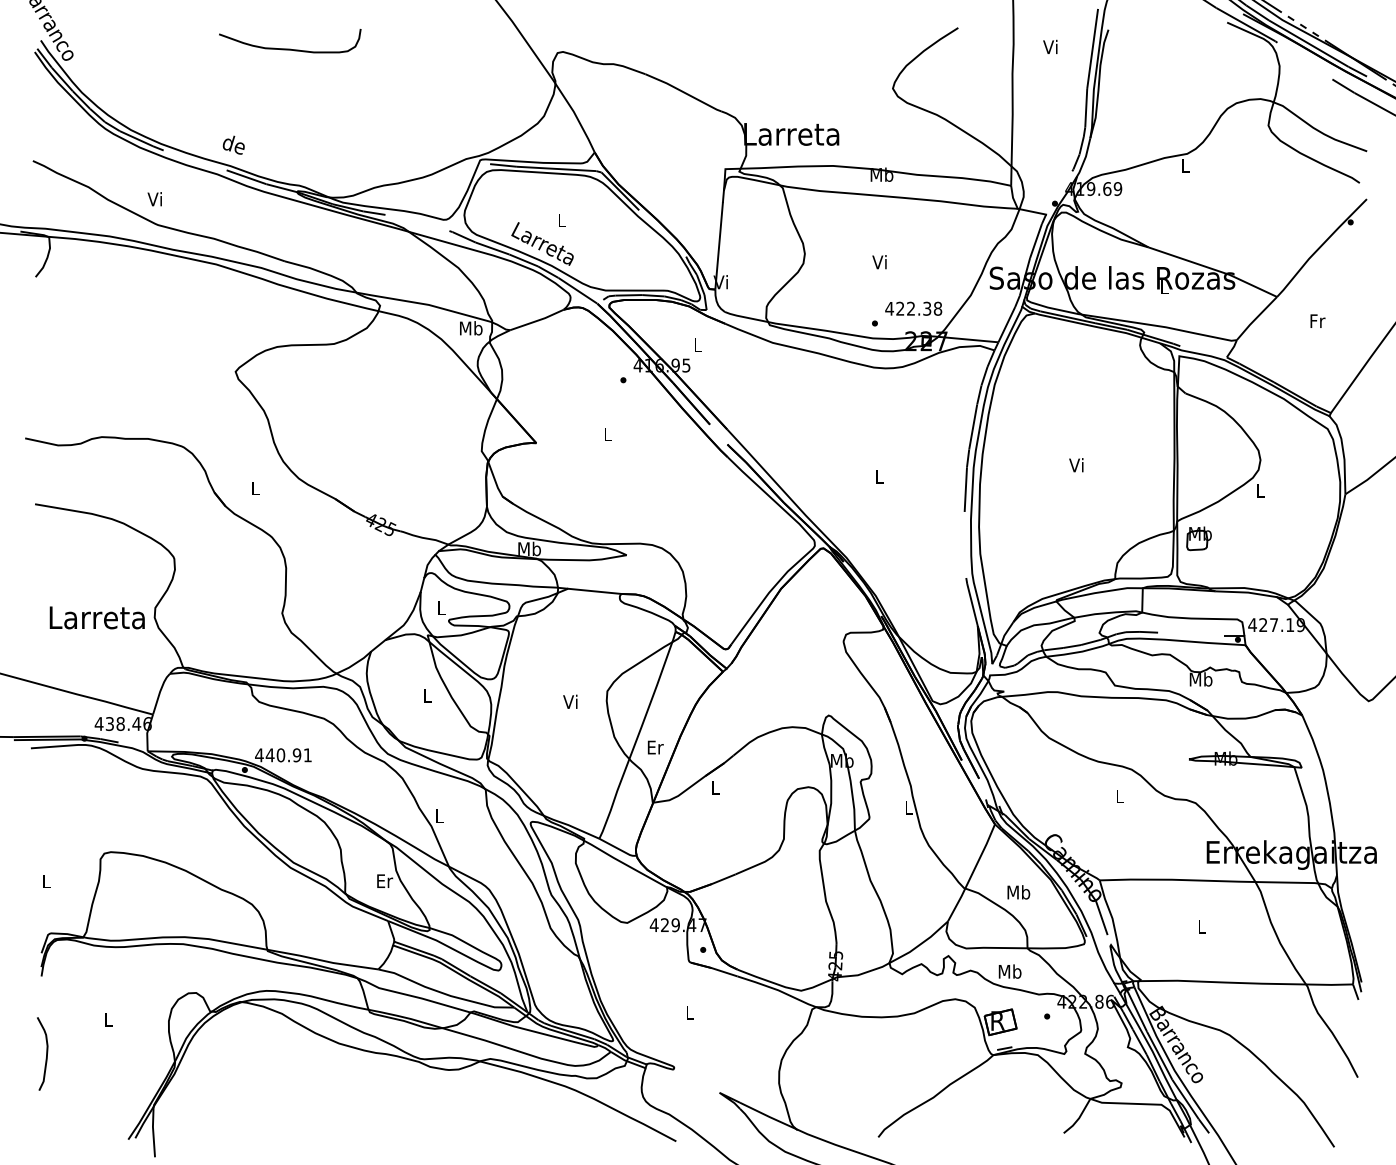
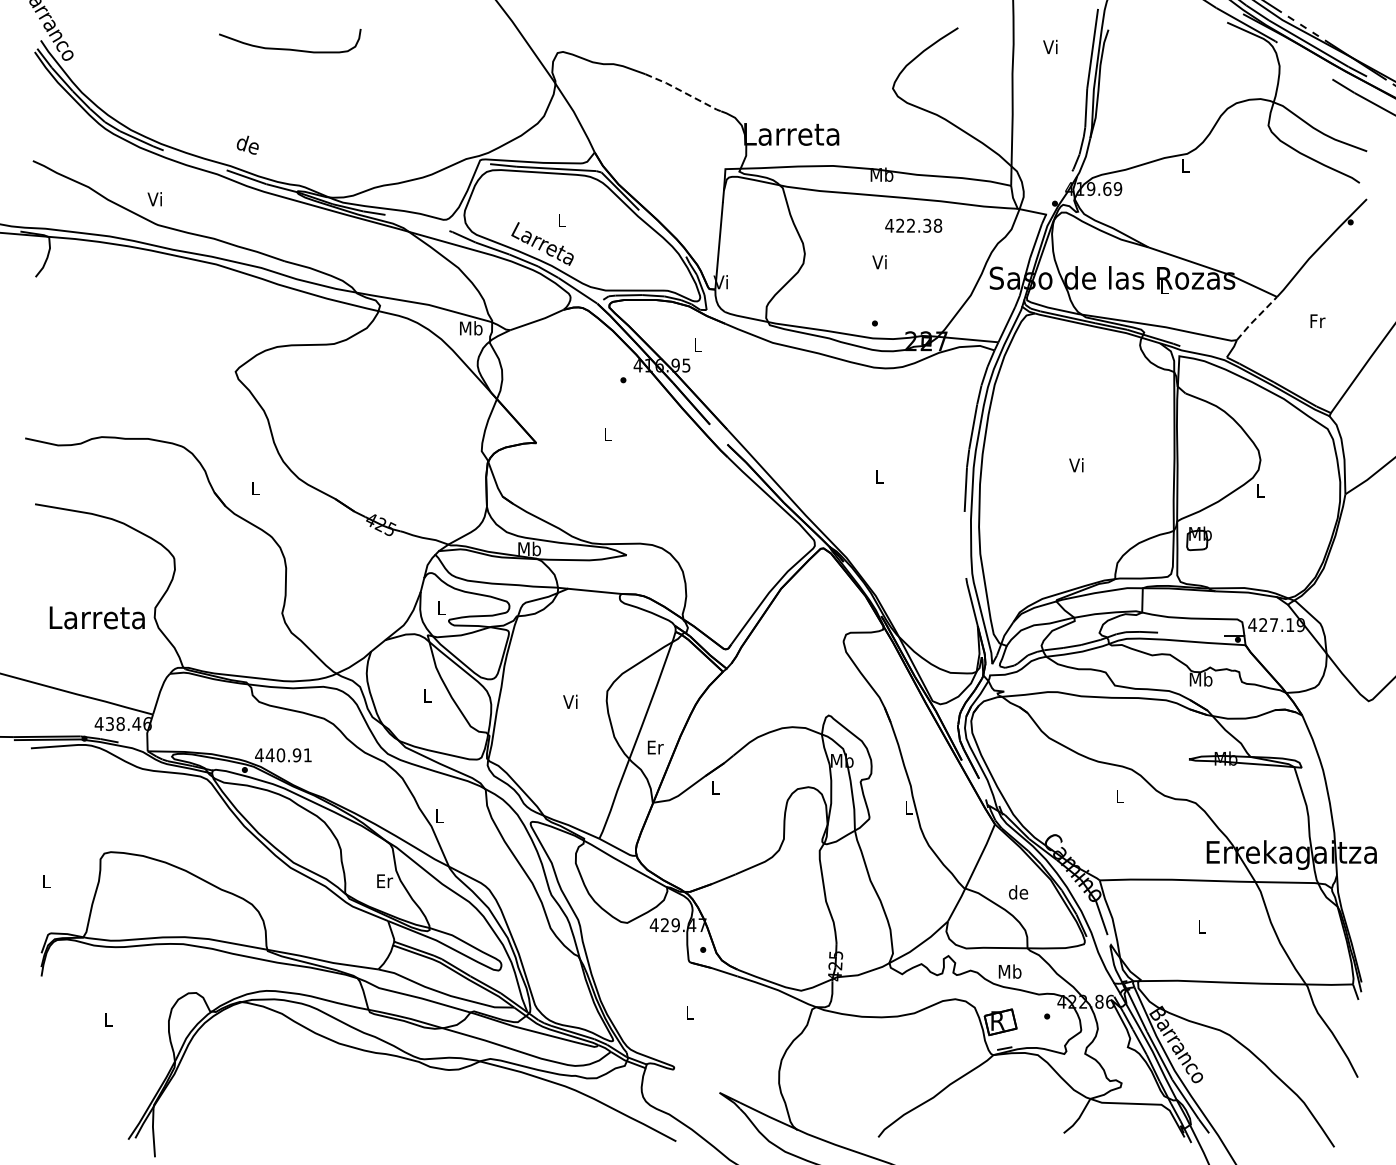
line: solid -> dashed (683, 92)
text position: (233, 144) -> (247, 144) (247, 144)
text position: (913, 308) -> (913, 225) (913, 225)
line: solid -> dashed (1256, 318)
text: Mb -> de (1018, 892)
curve: present -> none (46, 1053)
